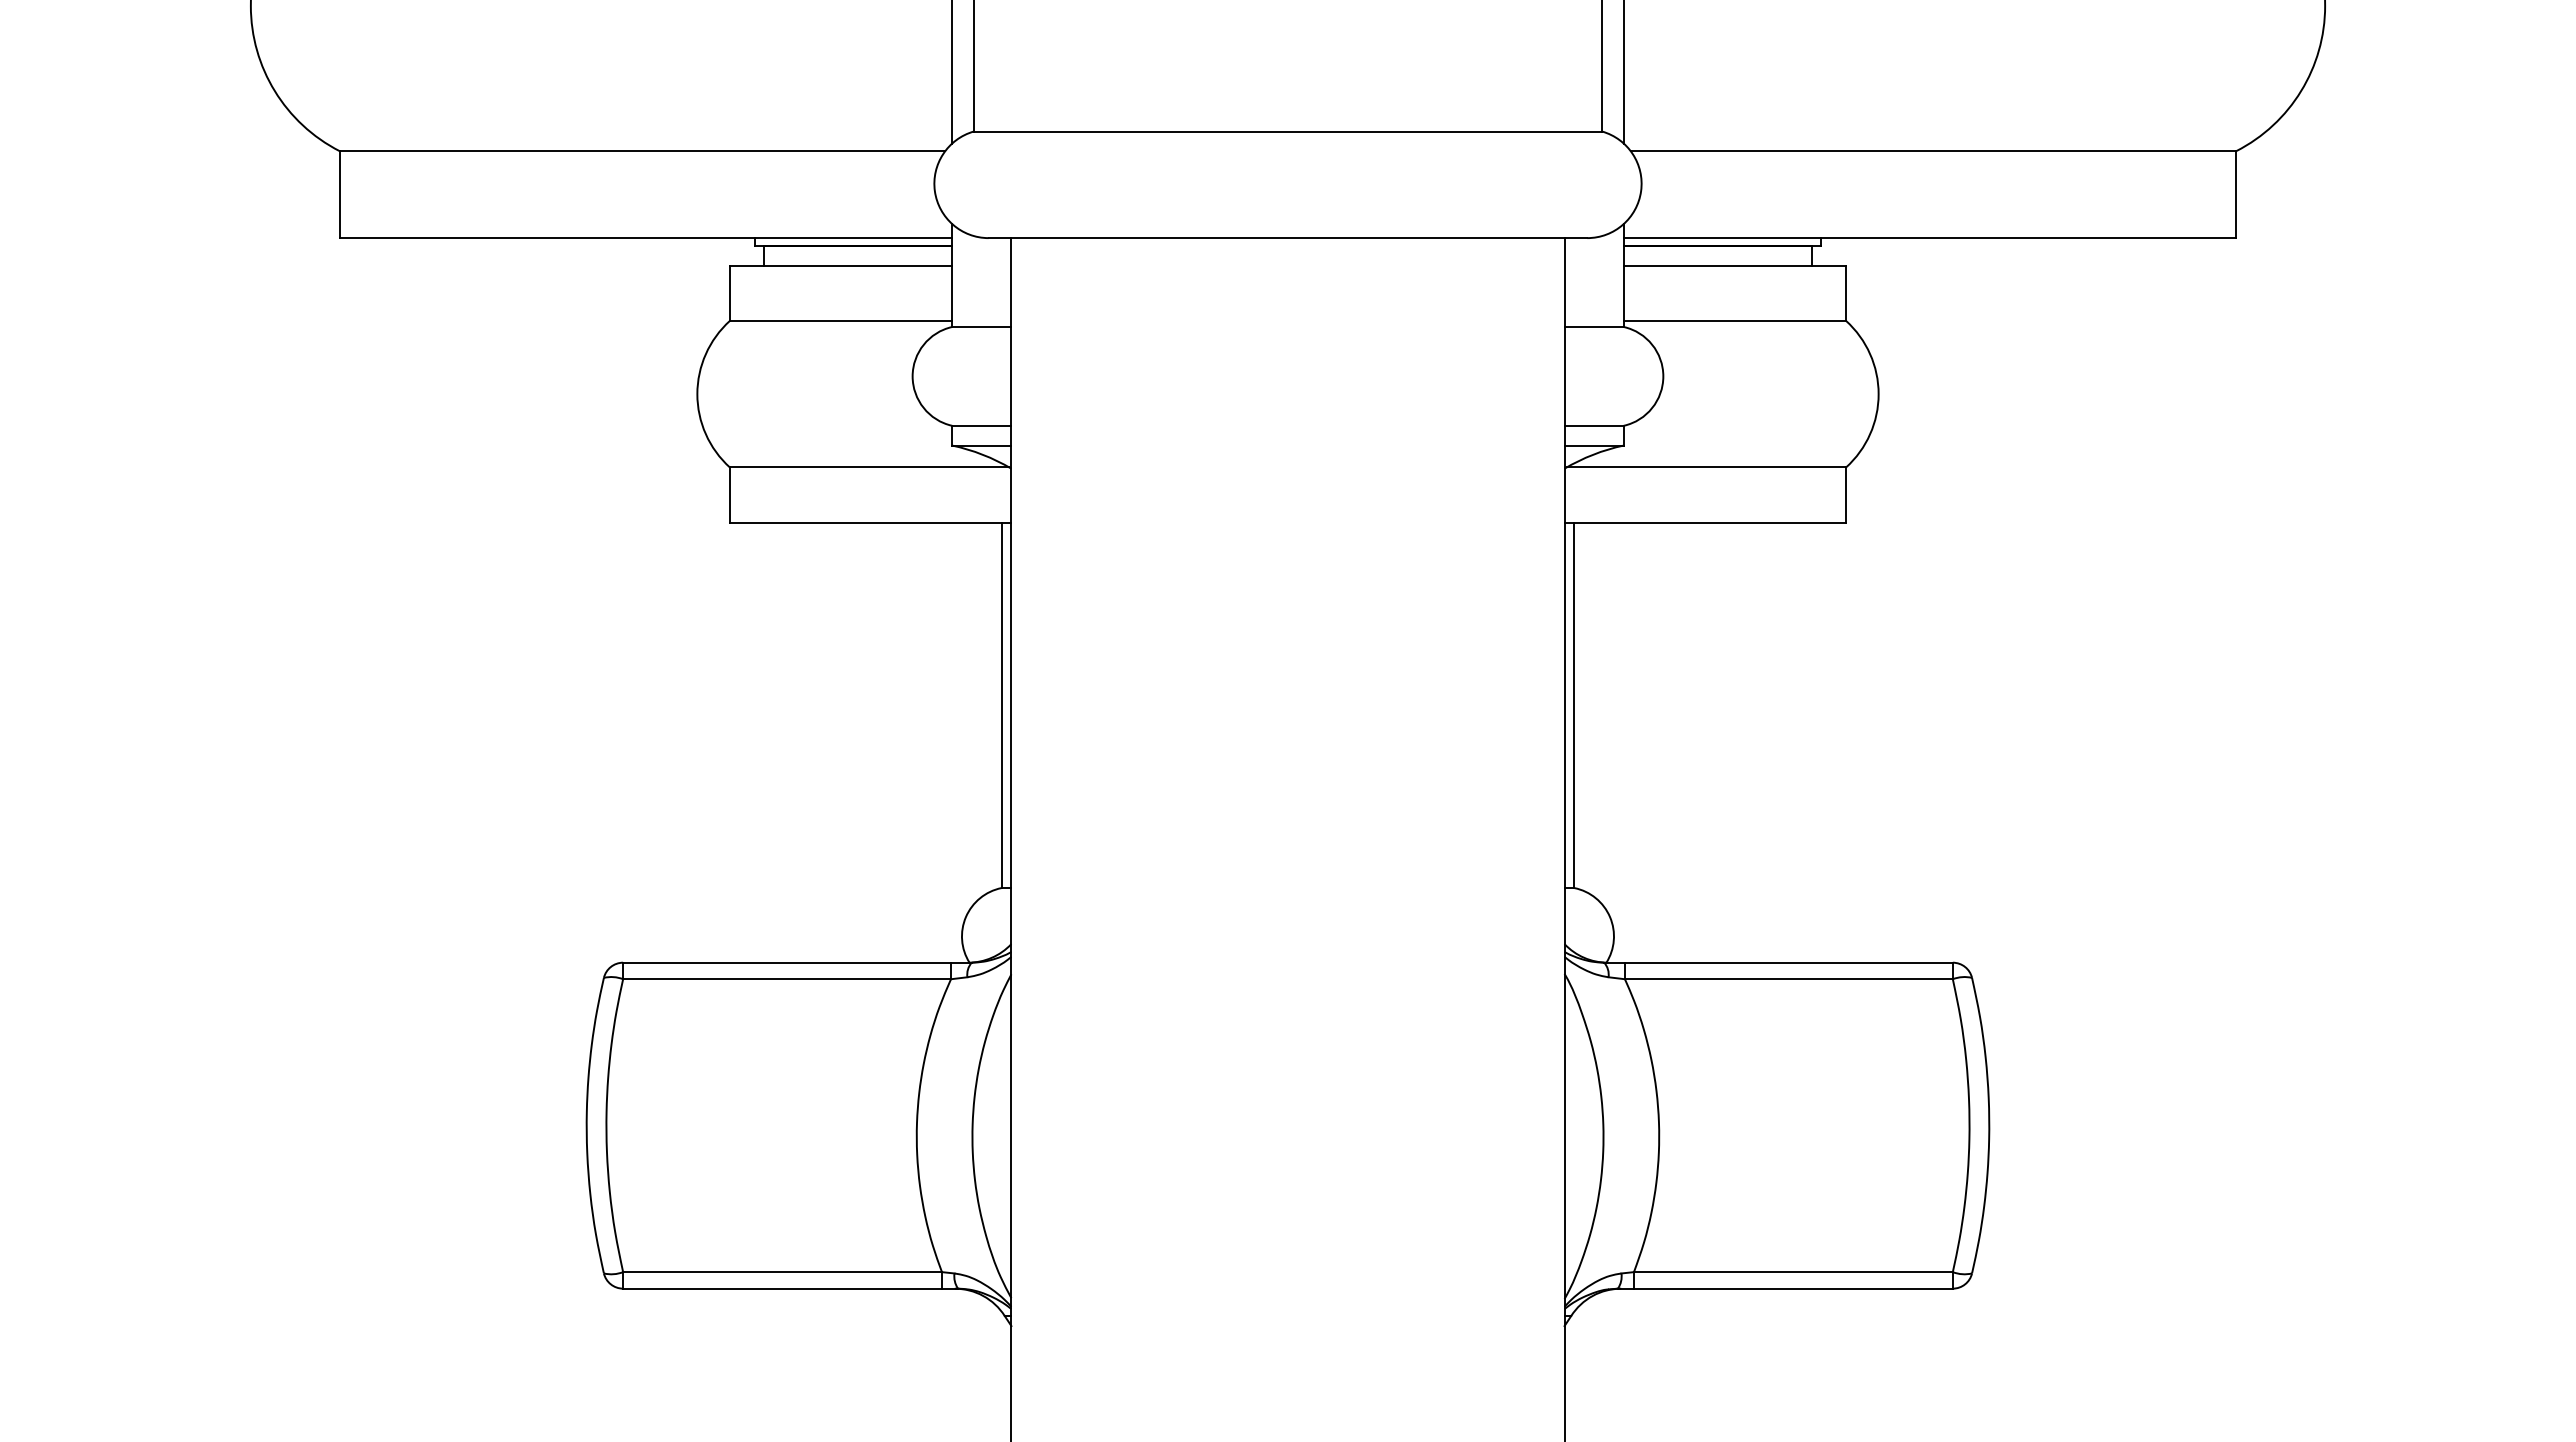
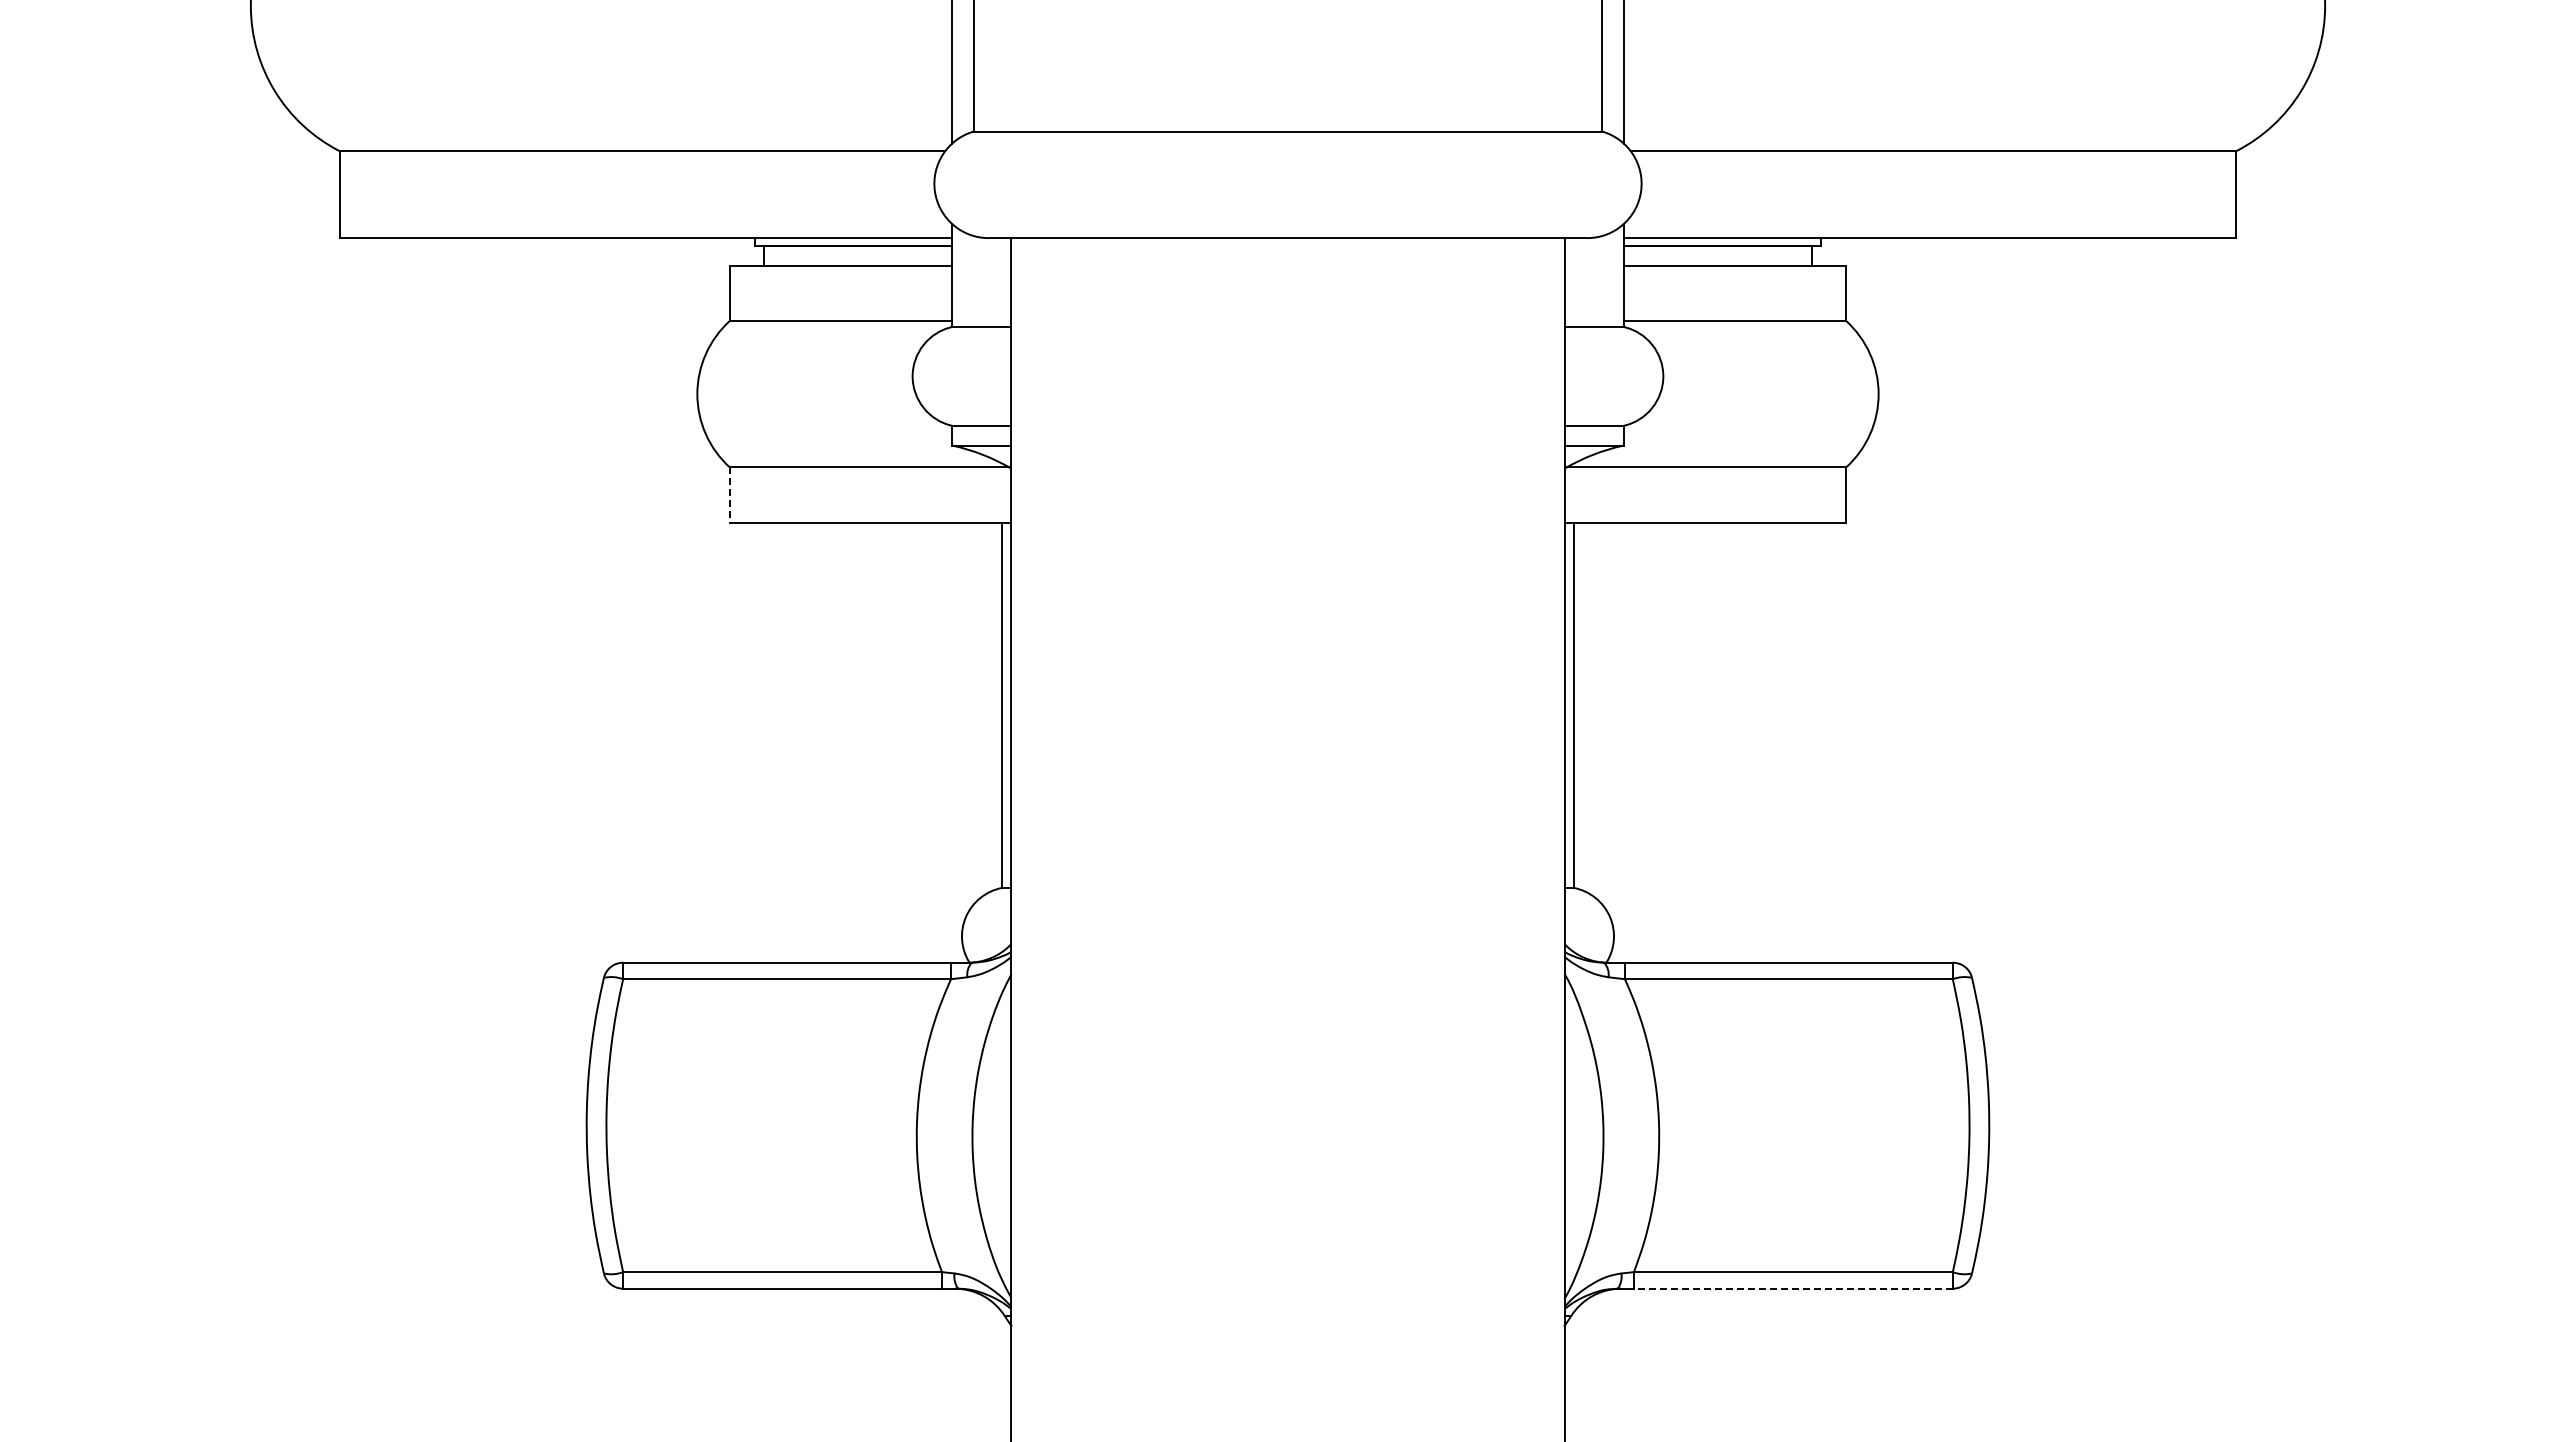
line: solid -> dashed (729, 495)
line: solid -> dashed (1792, 1288)
